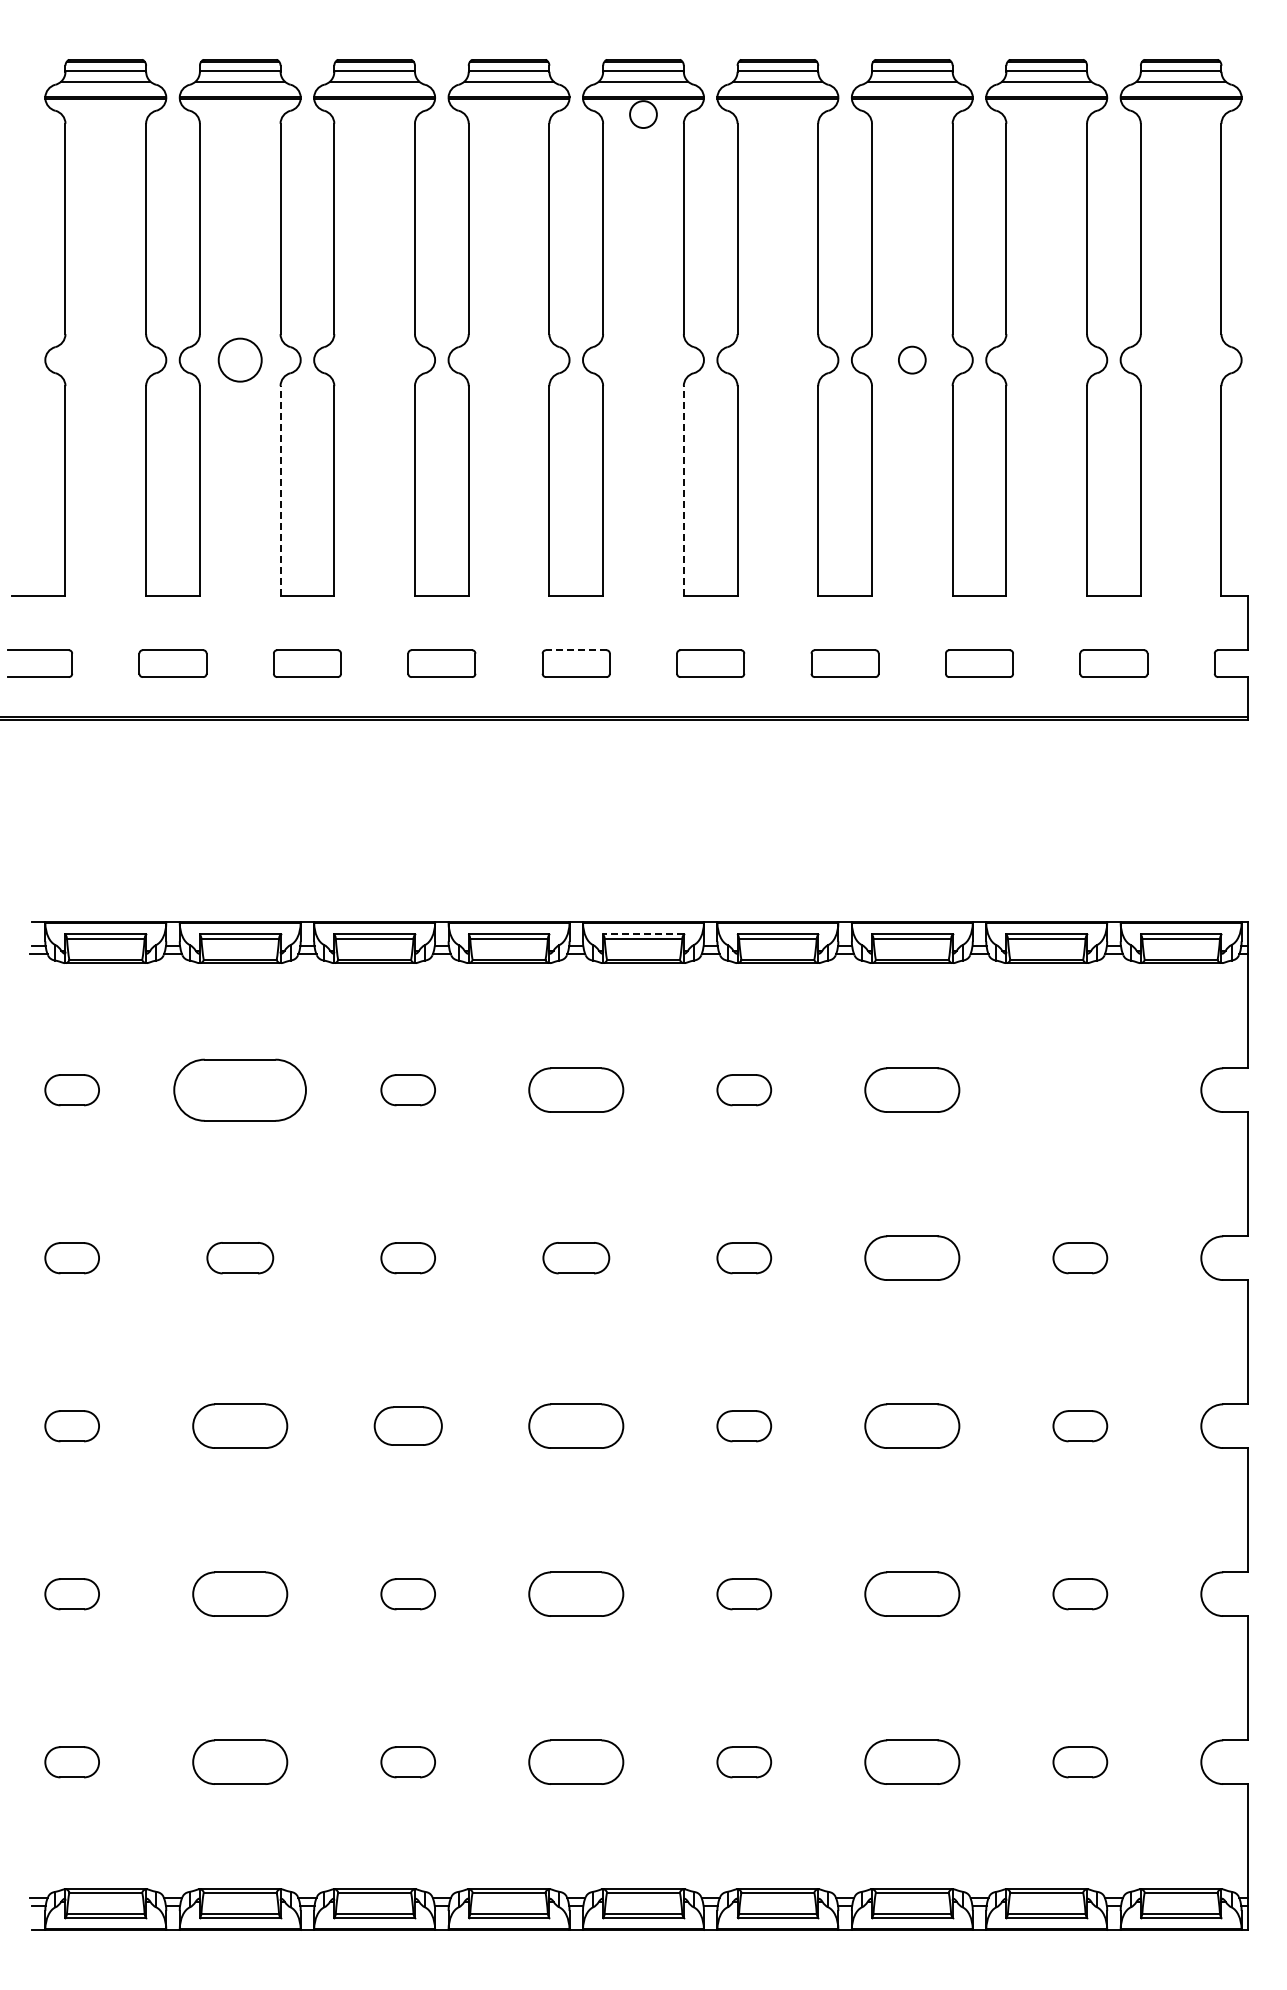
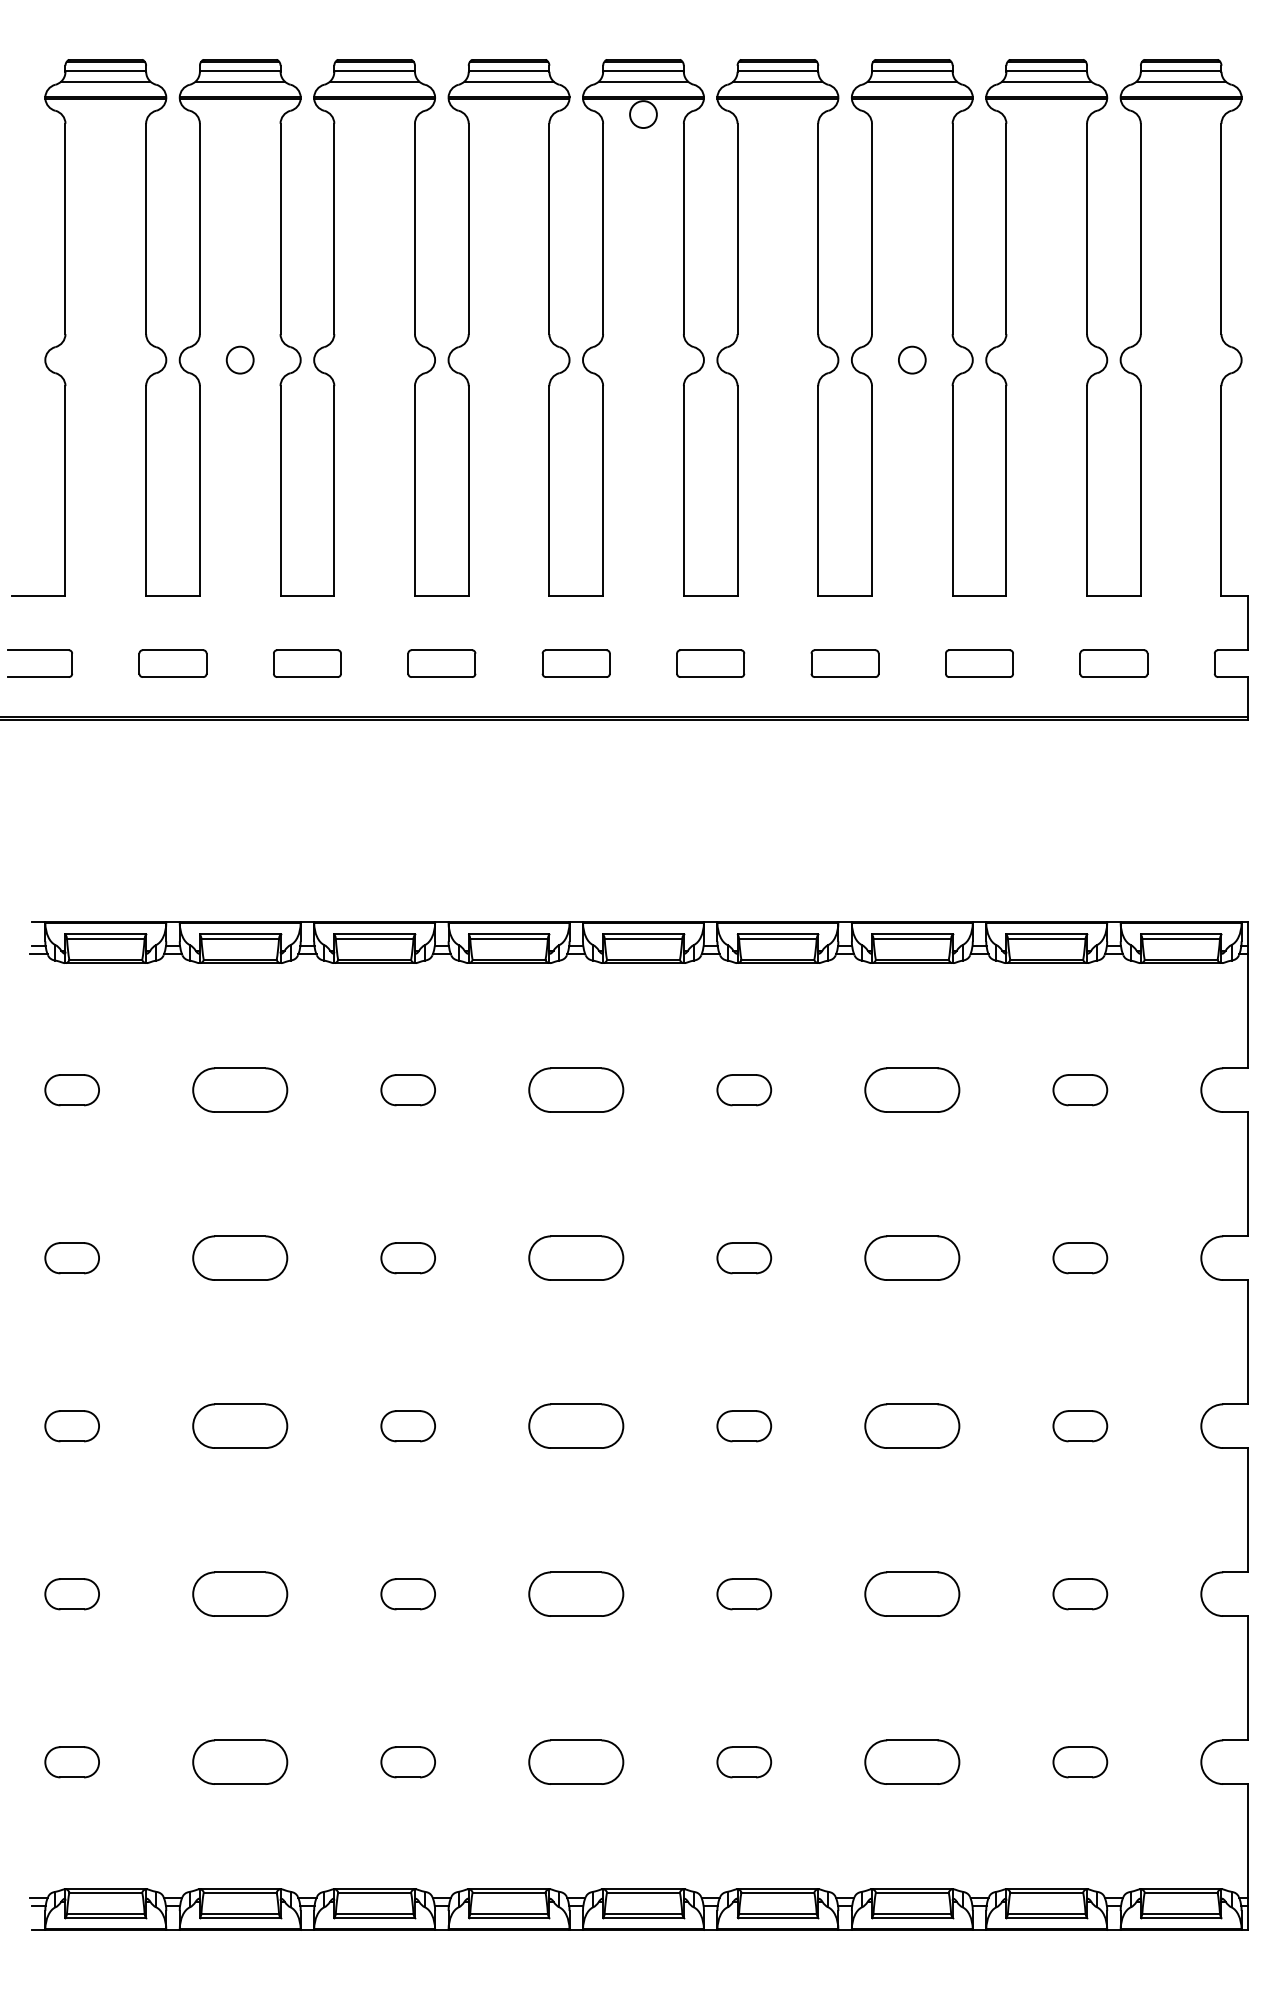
circle diameter: 43 px -> 27 px (239, 359)
line: dashed -> solid (280, 490)
line: dashed -> solid (683, 490)
line: dashed -> solid (575, 650)
line: dashed -> solid (642, 934)
part size: 134x64 px -> 97x46 px (240, 1089)
part: none -> present (1080, 1090)
part size: 69x33 px -> 97x46 px (240, 1257)
part size: 69x33 px -> 97x46 px (576, 1257)
part size: 70x40 px -> 56x33 px (407, 1426)
